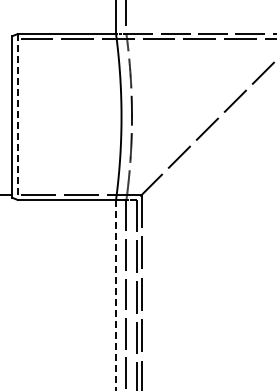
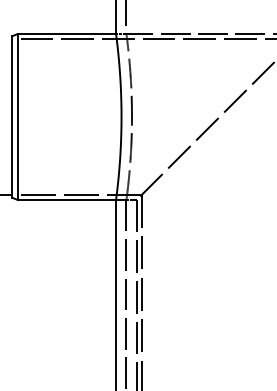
line: dashed -> solid (17, 117)
line: dashed -> solid (116, 295)
